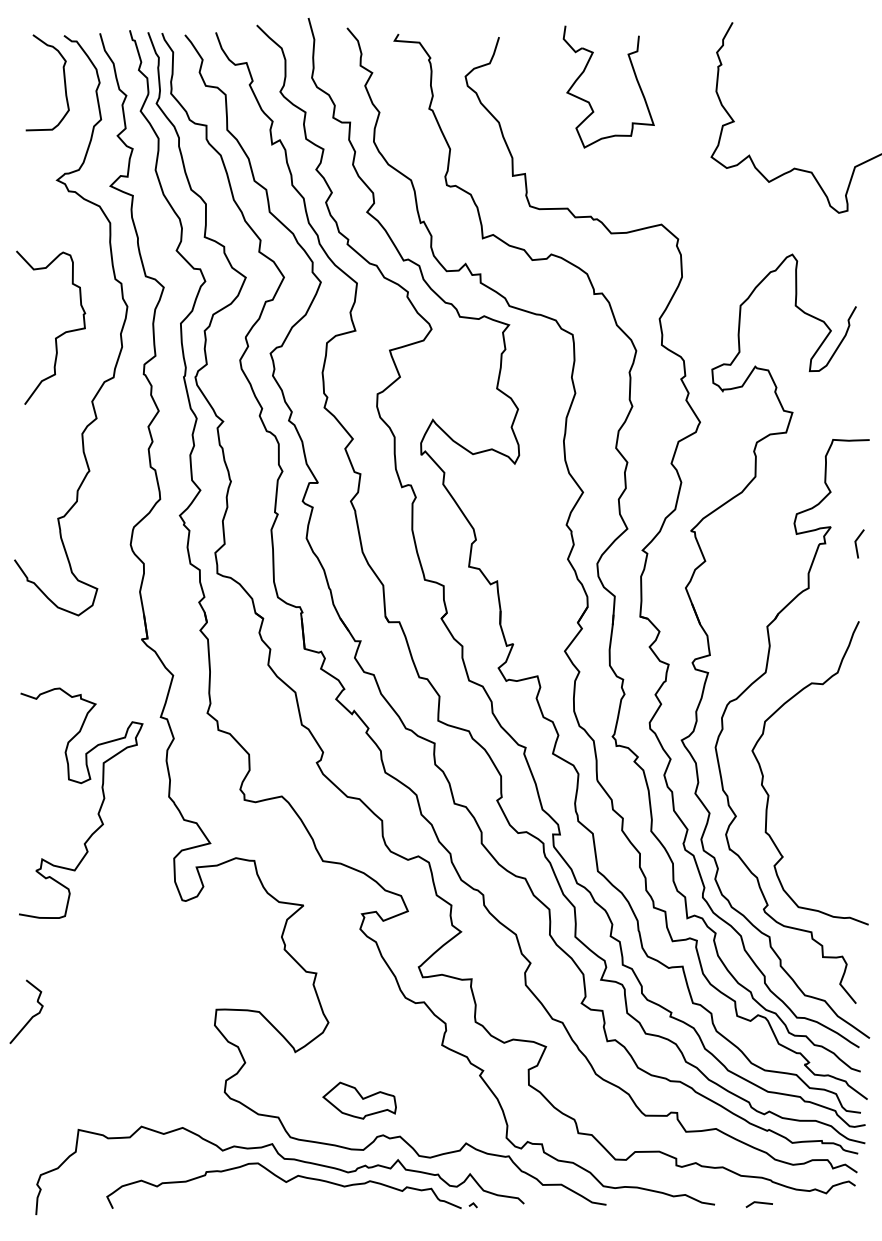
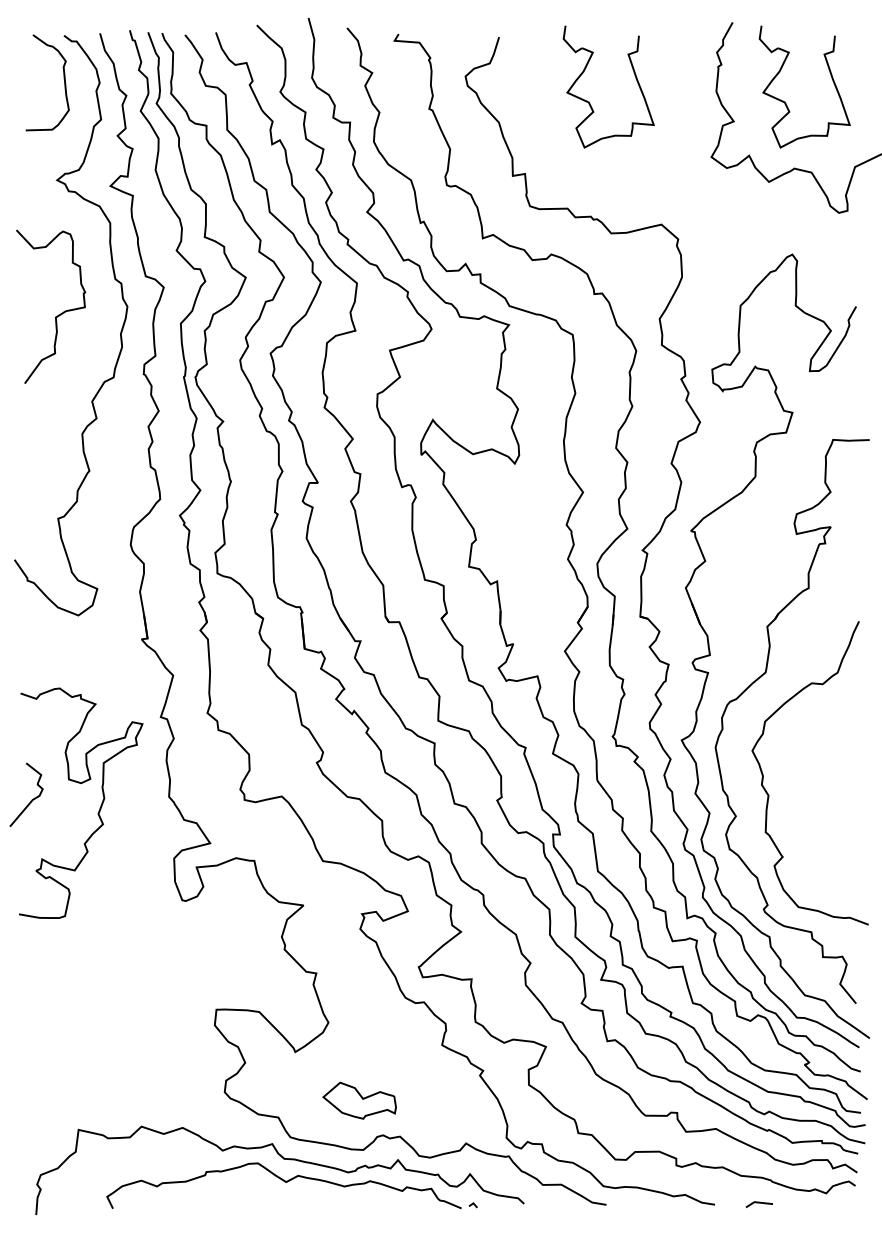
part: none -> present (785, 101)
curve position: (58, 335) -> (58, 314) (58, 314)
line: present -> none (856, 543)
curve position: (31, 1016) -> (31, 799) (31, 799)
